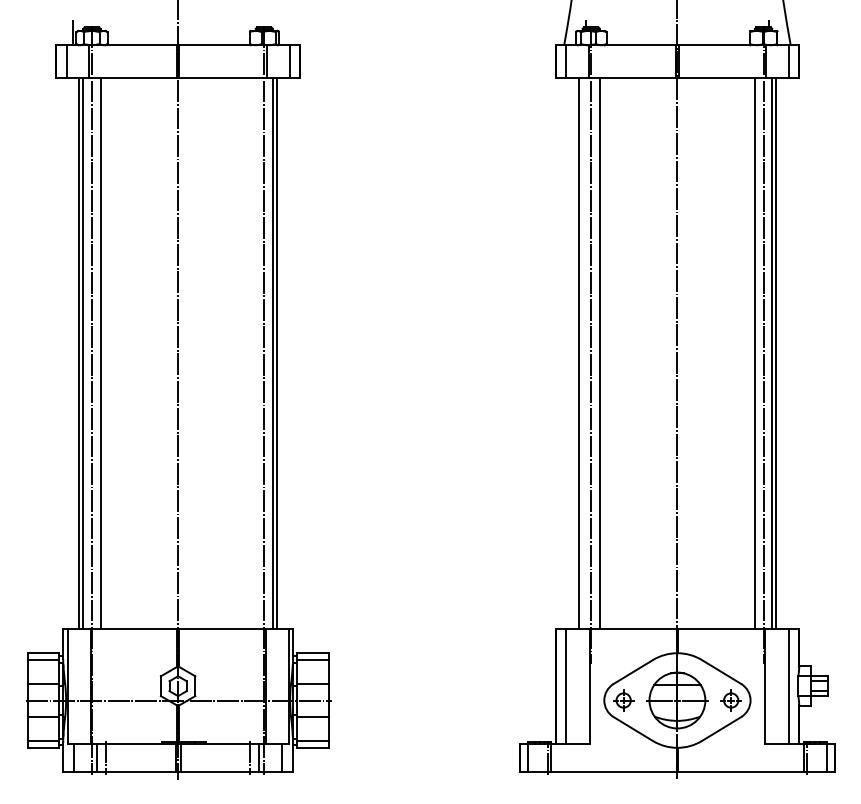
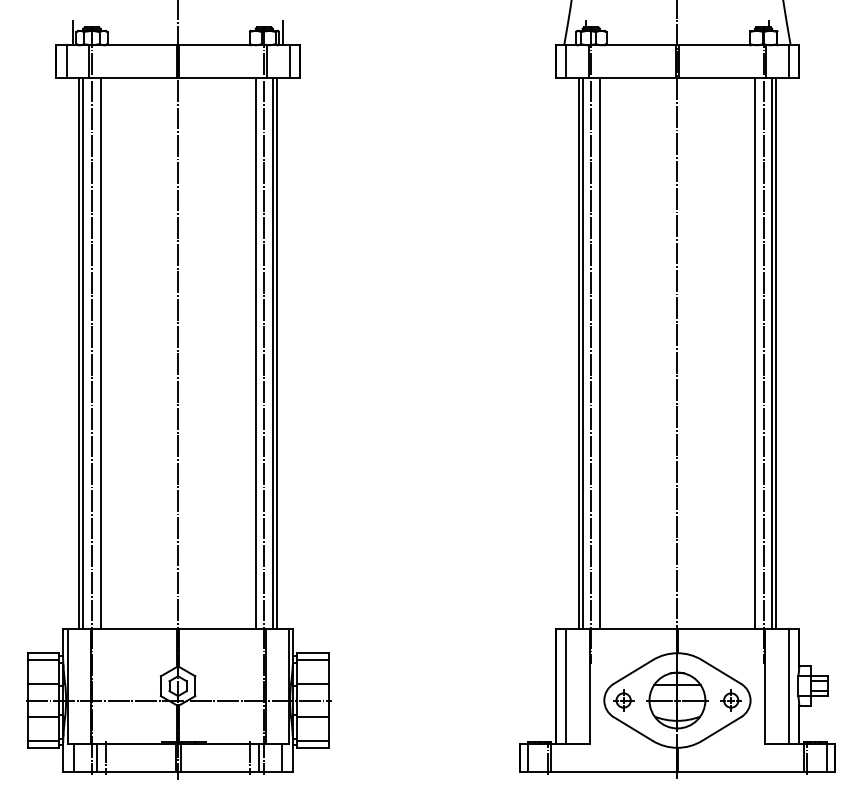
line: none -> present (282, 32)
line: none -> present (255, 353)
line: none -> present (582, 353)
